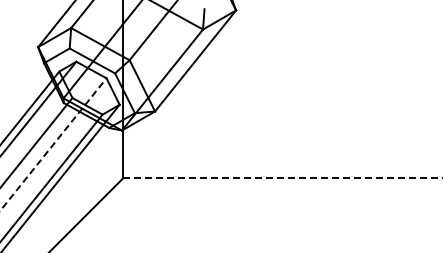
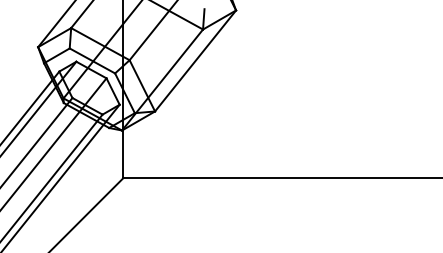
line: dashed -> solid (53, 144)
line: dashed -> solid (283, 178)
